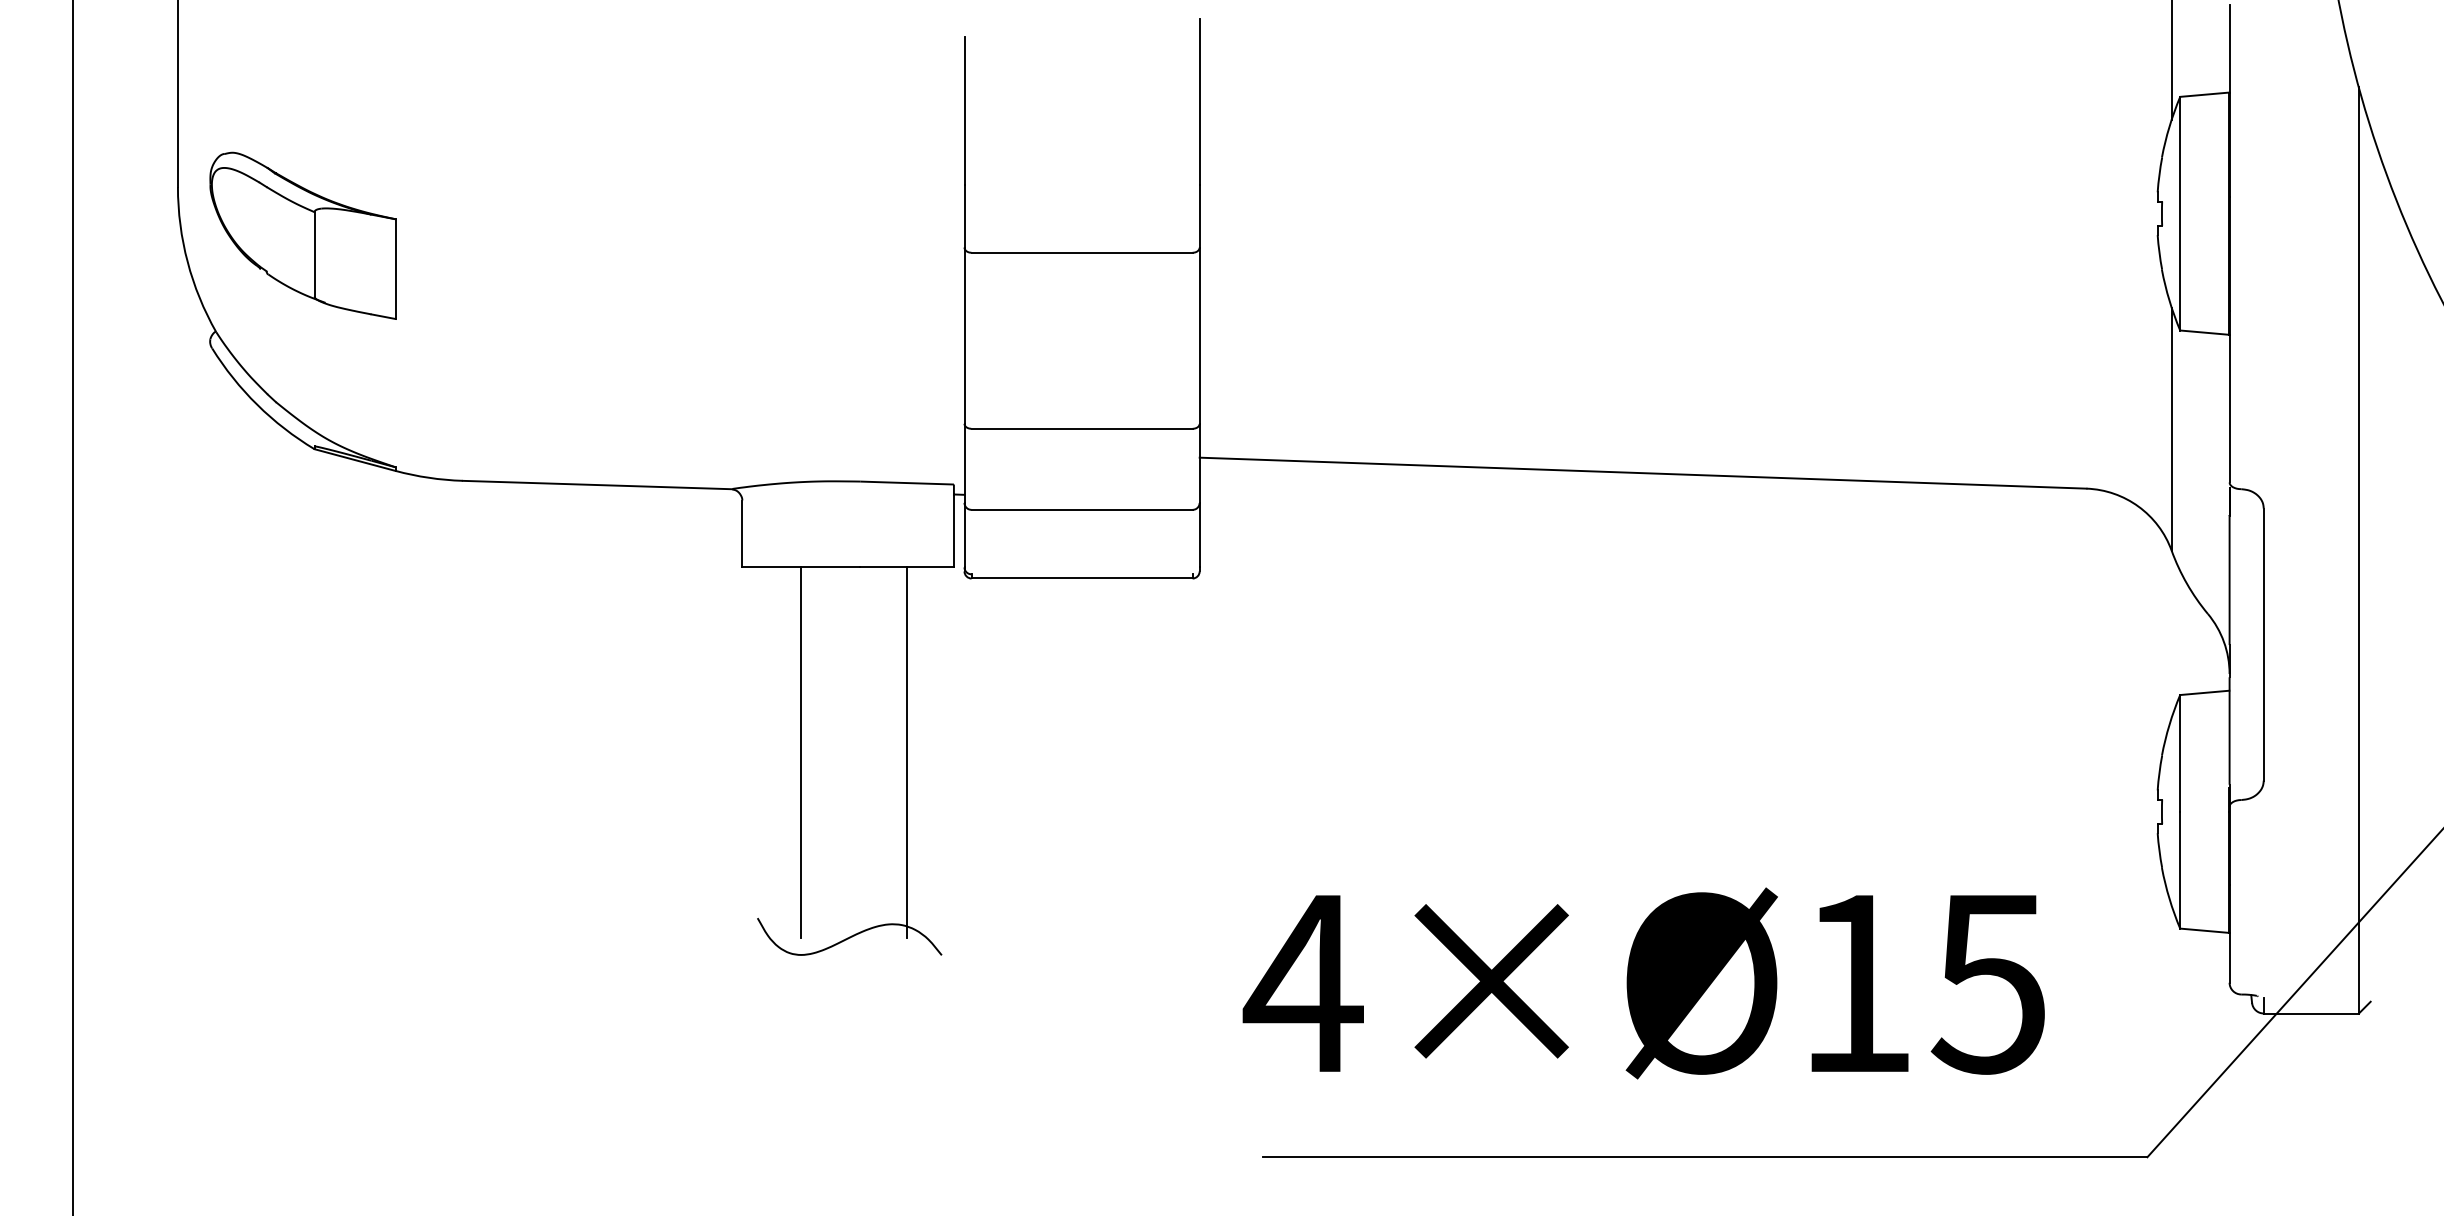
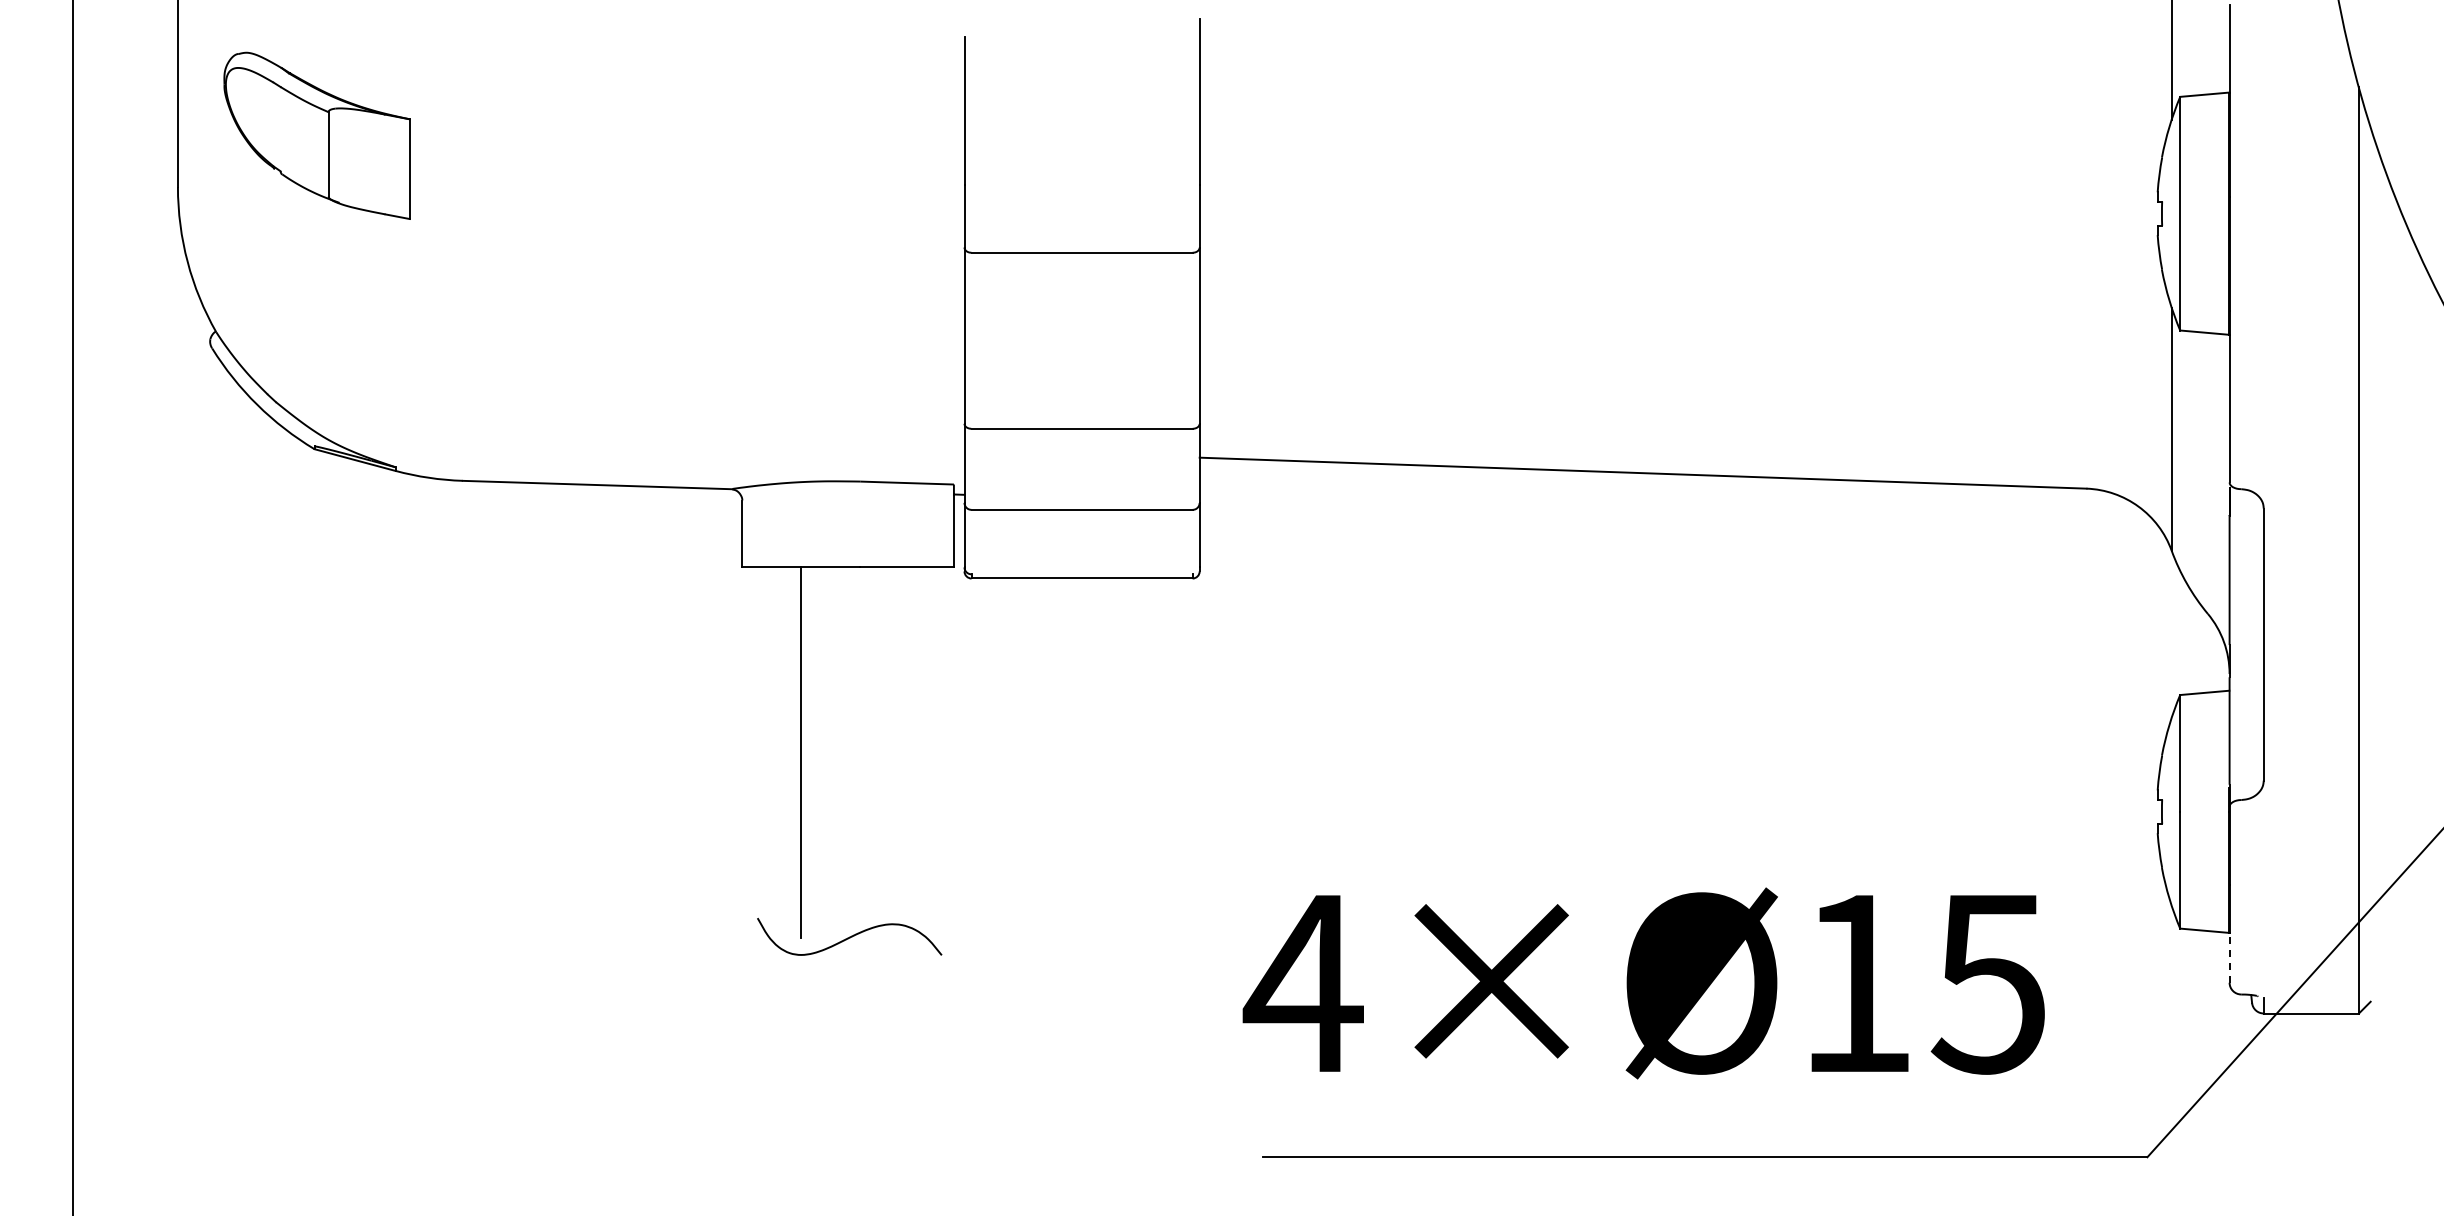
part position: (302, 235) -> (316, 135) (316, 135)
line: present -> none (906, 752)
line: solid -> dashed (2229, 957)
